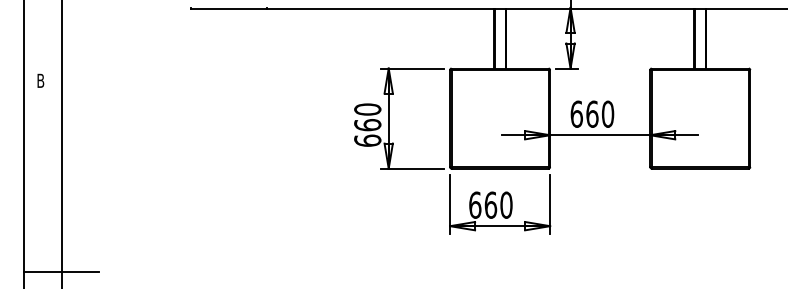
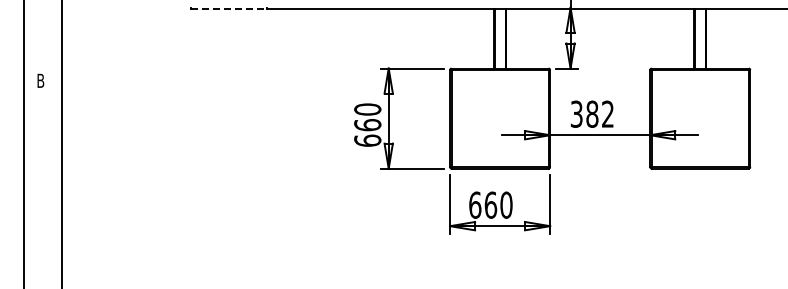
line: solid -> dashed (228, 9)
text: 660 -> 382 (592, 113)
line: present -> none (61, 272)
